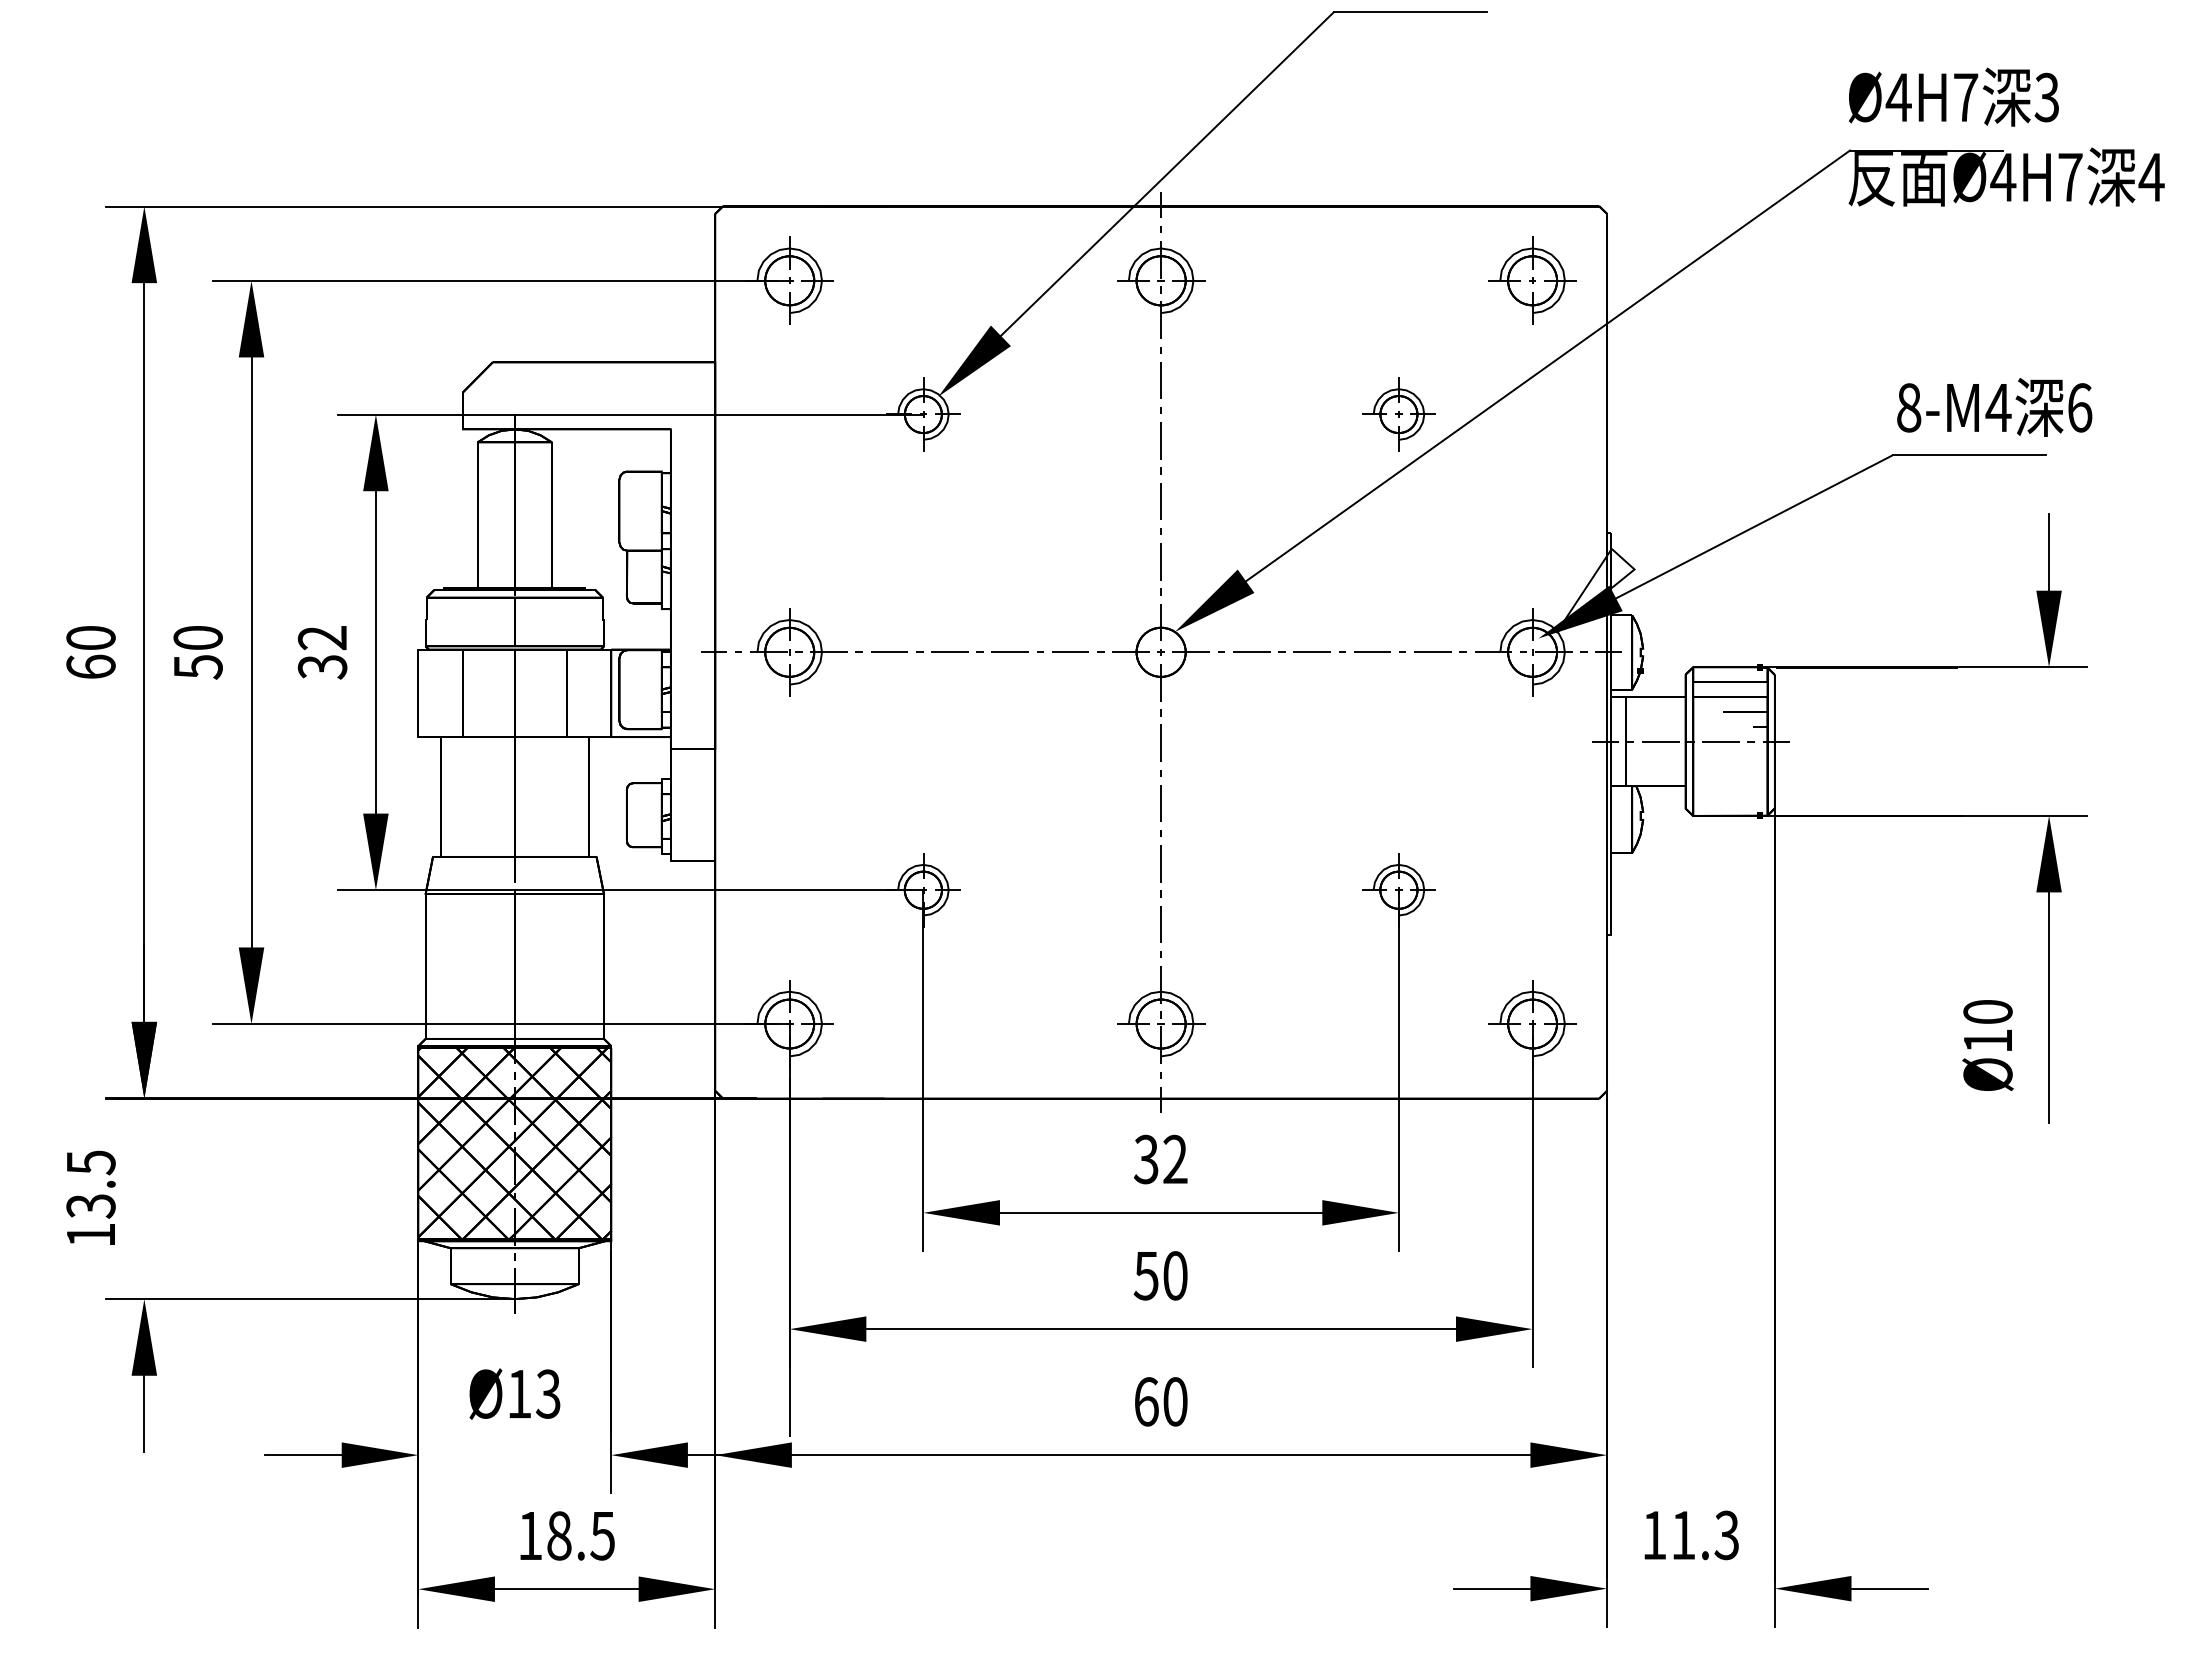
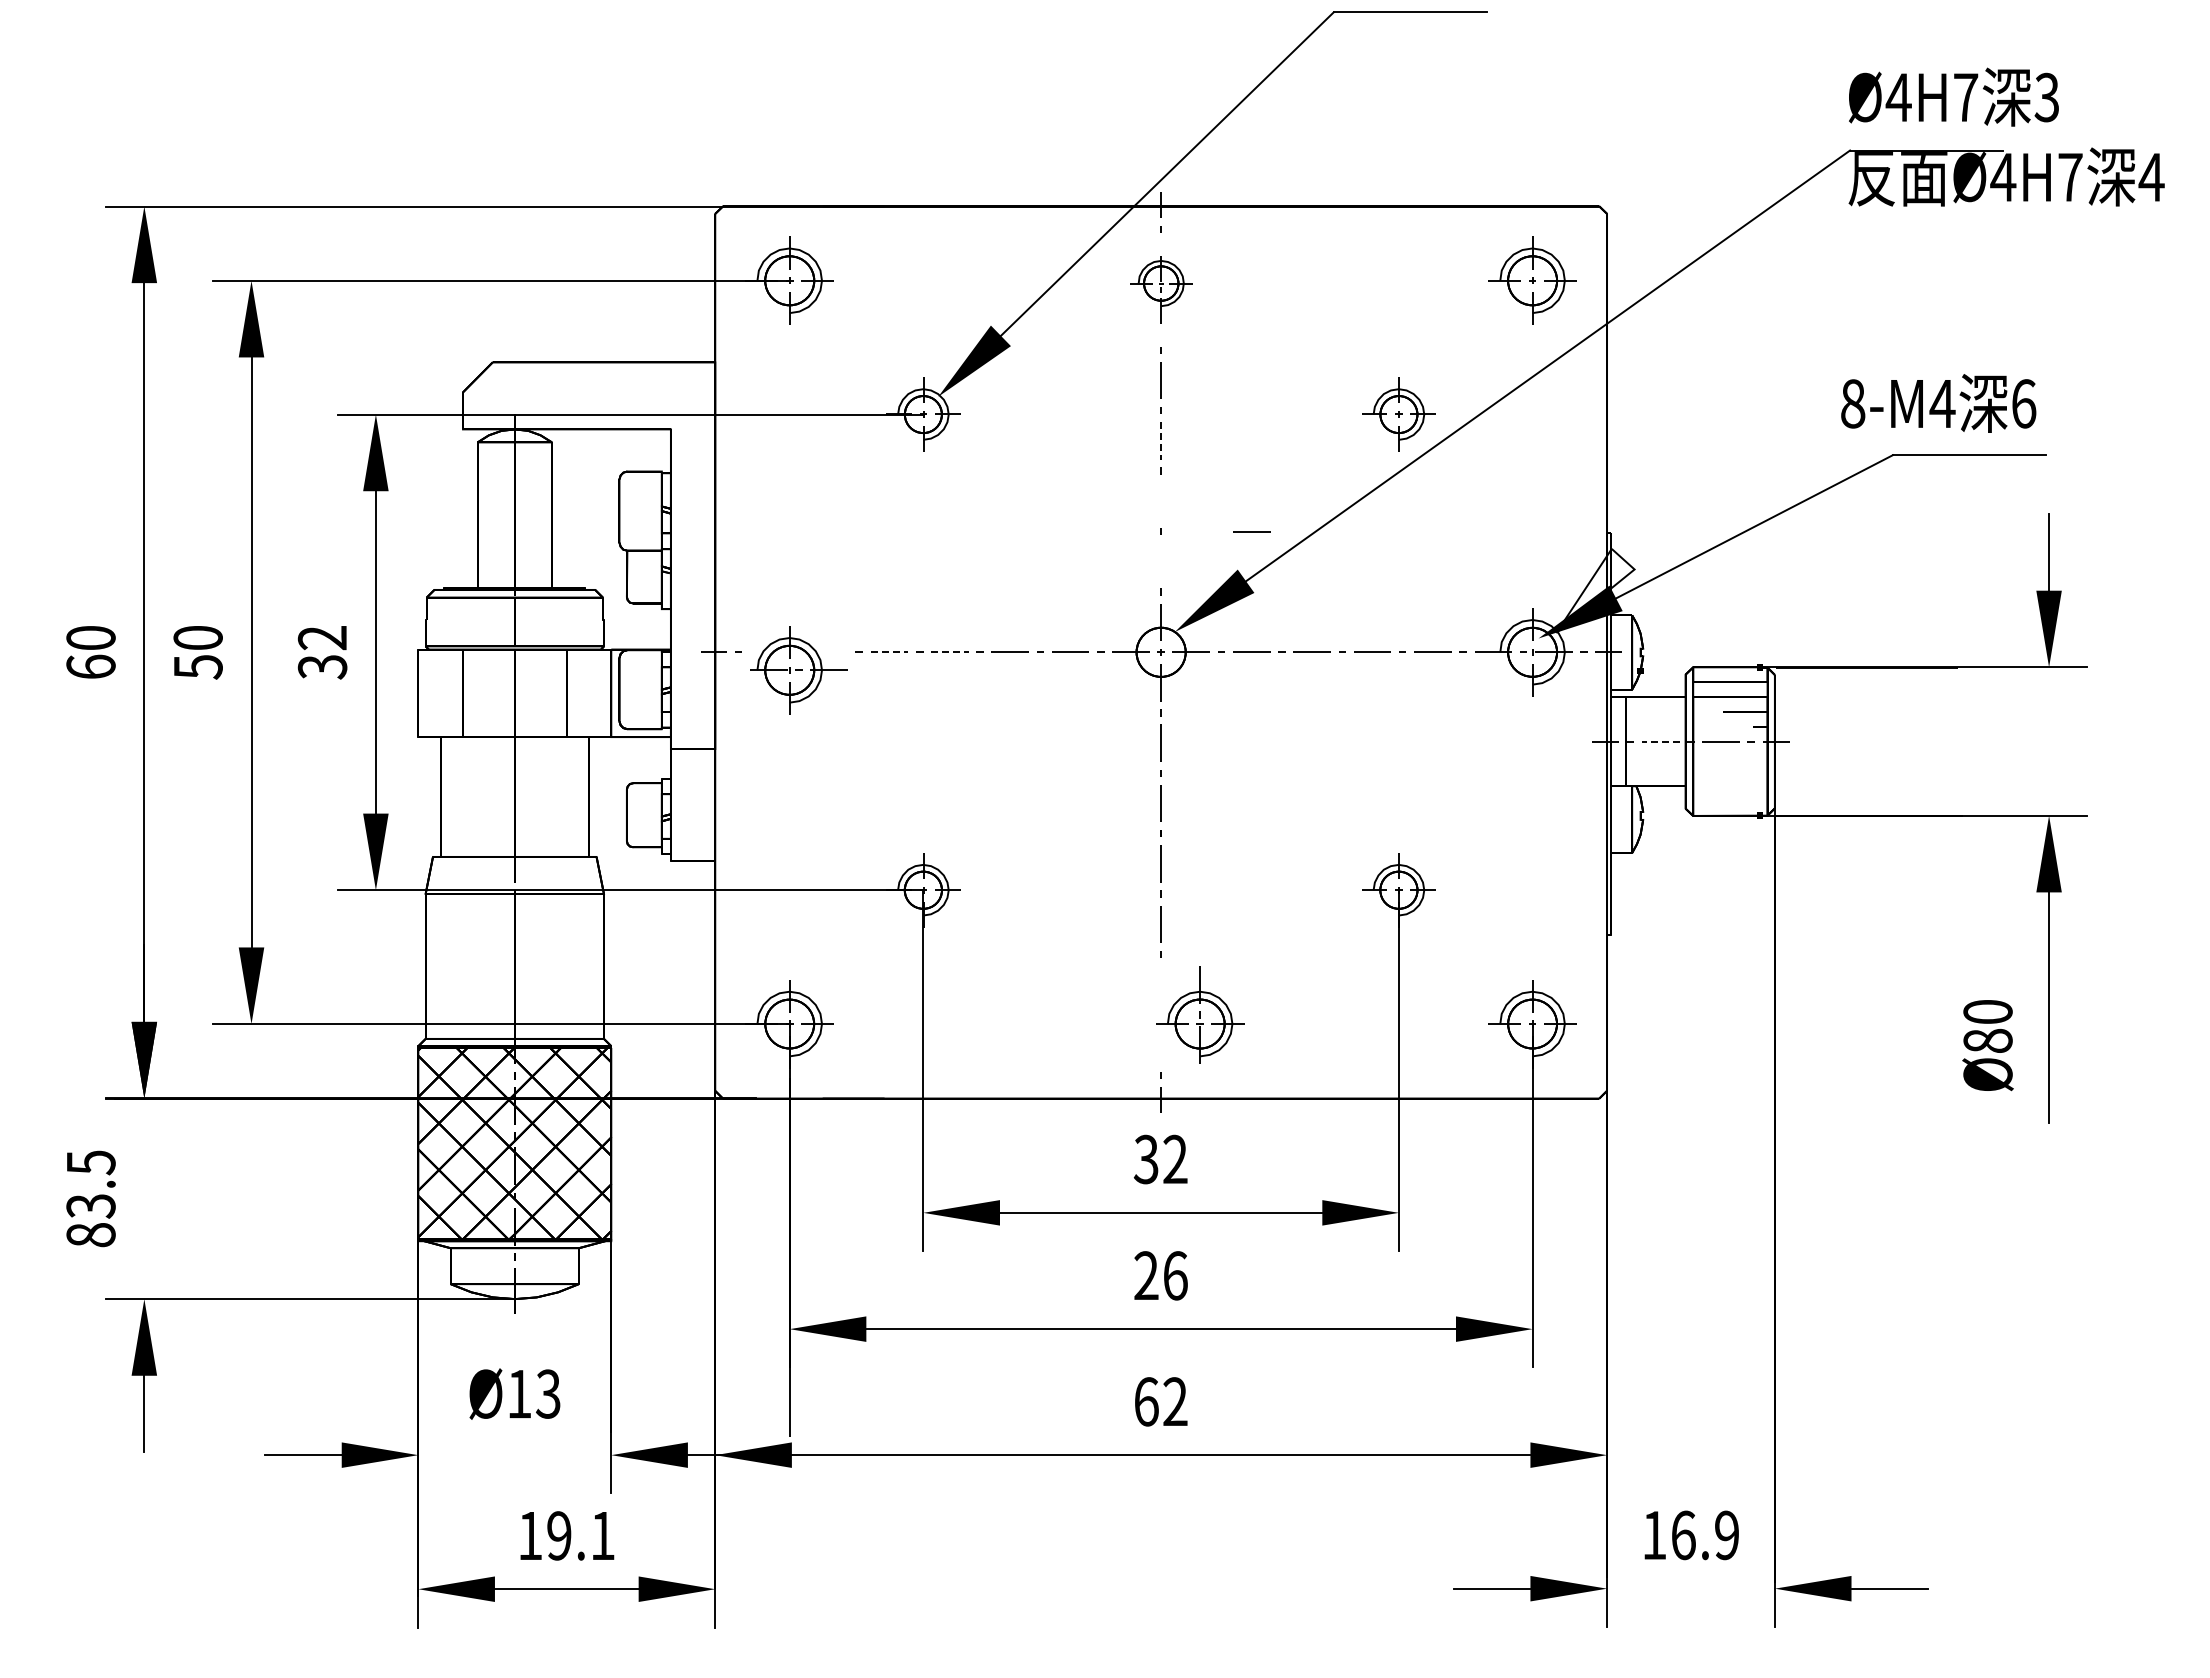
part size: 89x98 px -> 63x68 px (1161, 289)
text position: (1994, 407) -> (1938, 403) (1938, 403)
line: solid -> dashed (1161, 441)
line: present -> none (1160, 501)
line: none -> present (1251, 531)
line: present -> none (1160, 561)
part position: (798, 652) -> (798, 670) (798, 670)
line: solid -> dashed (889, 652)
line: solid -> dashed (949, 652)
line: solid -> dashed (1660, 741)
part position: (1161, 1014) -> (1200, 1014) (1200, 1014)
text: Ø10 -> Ø80 (1987, 1040)
text: 13.5 -> 83.5 (90, 1235)
text: 50 -> 26 (1160, 1275)
text: 60 -> 62 (1175, 1401)
text: 18.5 -> 19.1 (580, 1535)
text: 11.3 -> 16.9 (1705, 1535)
